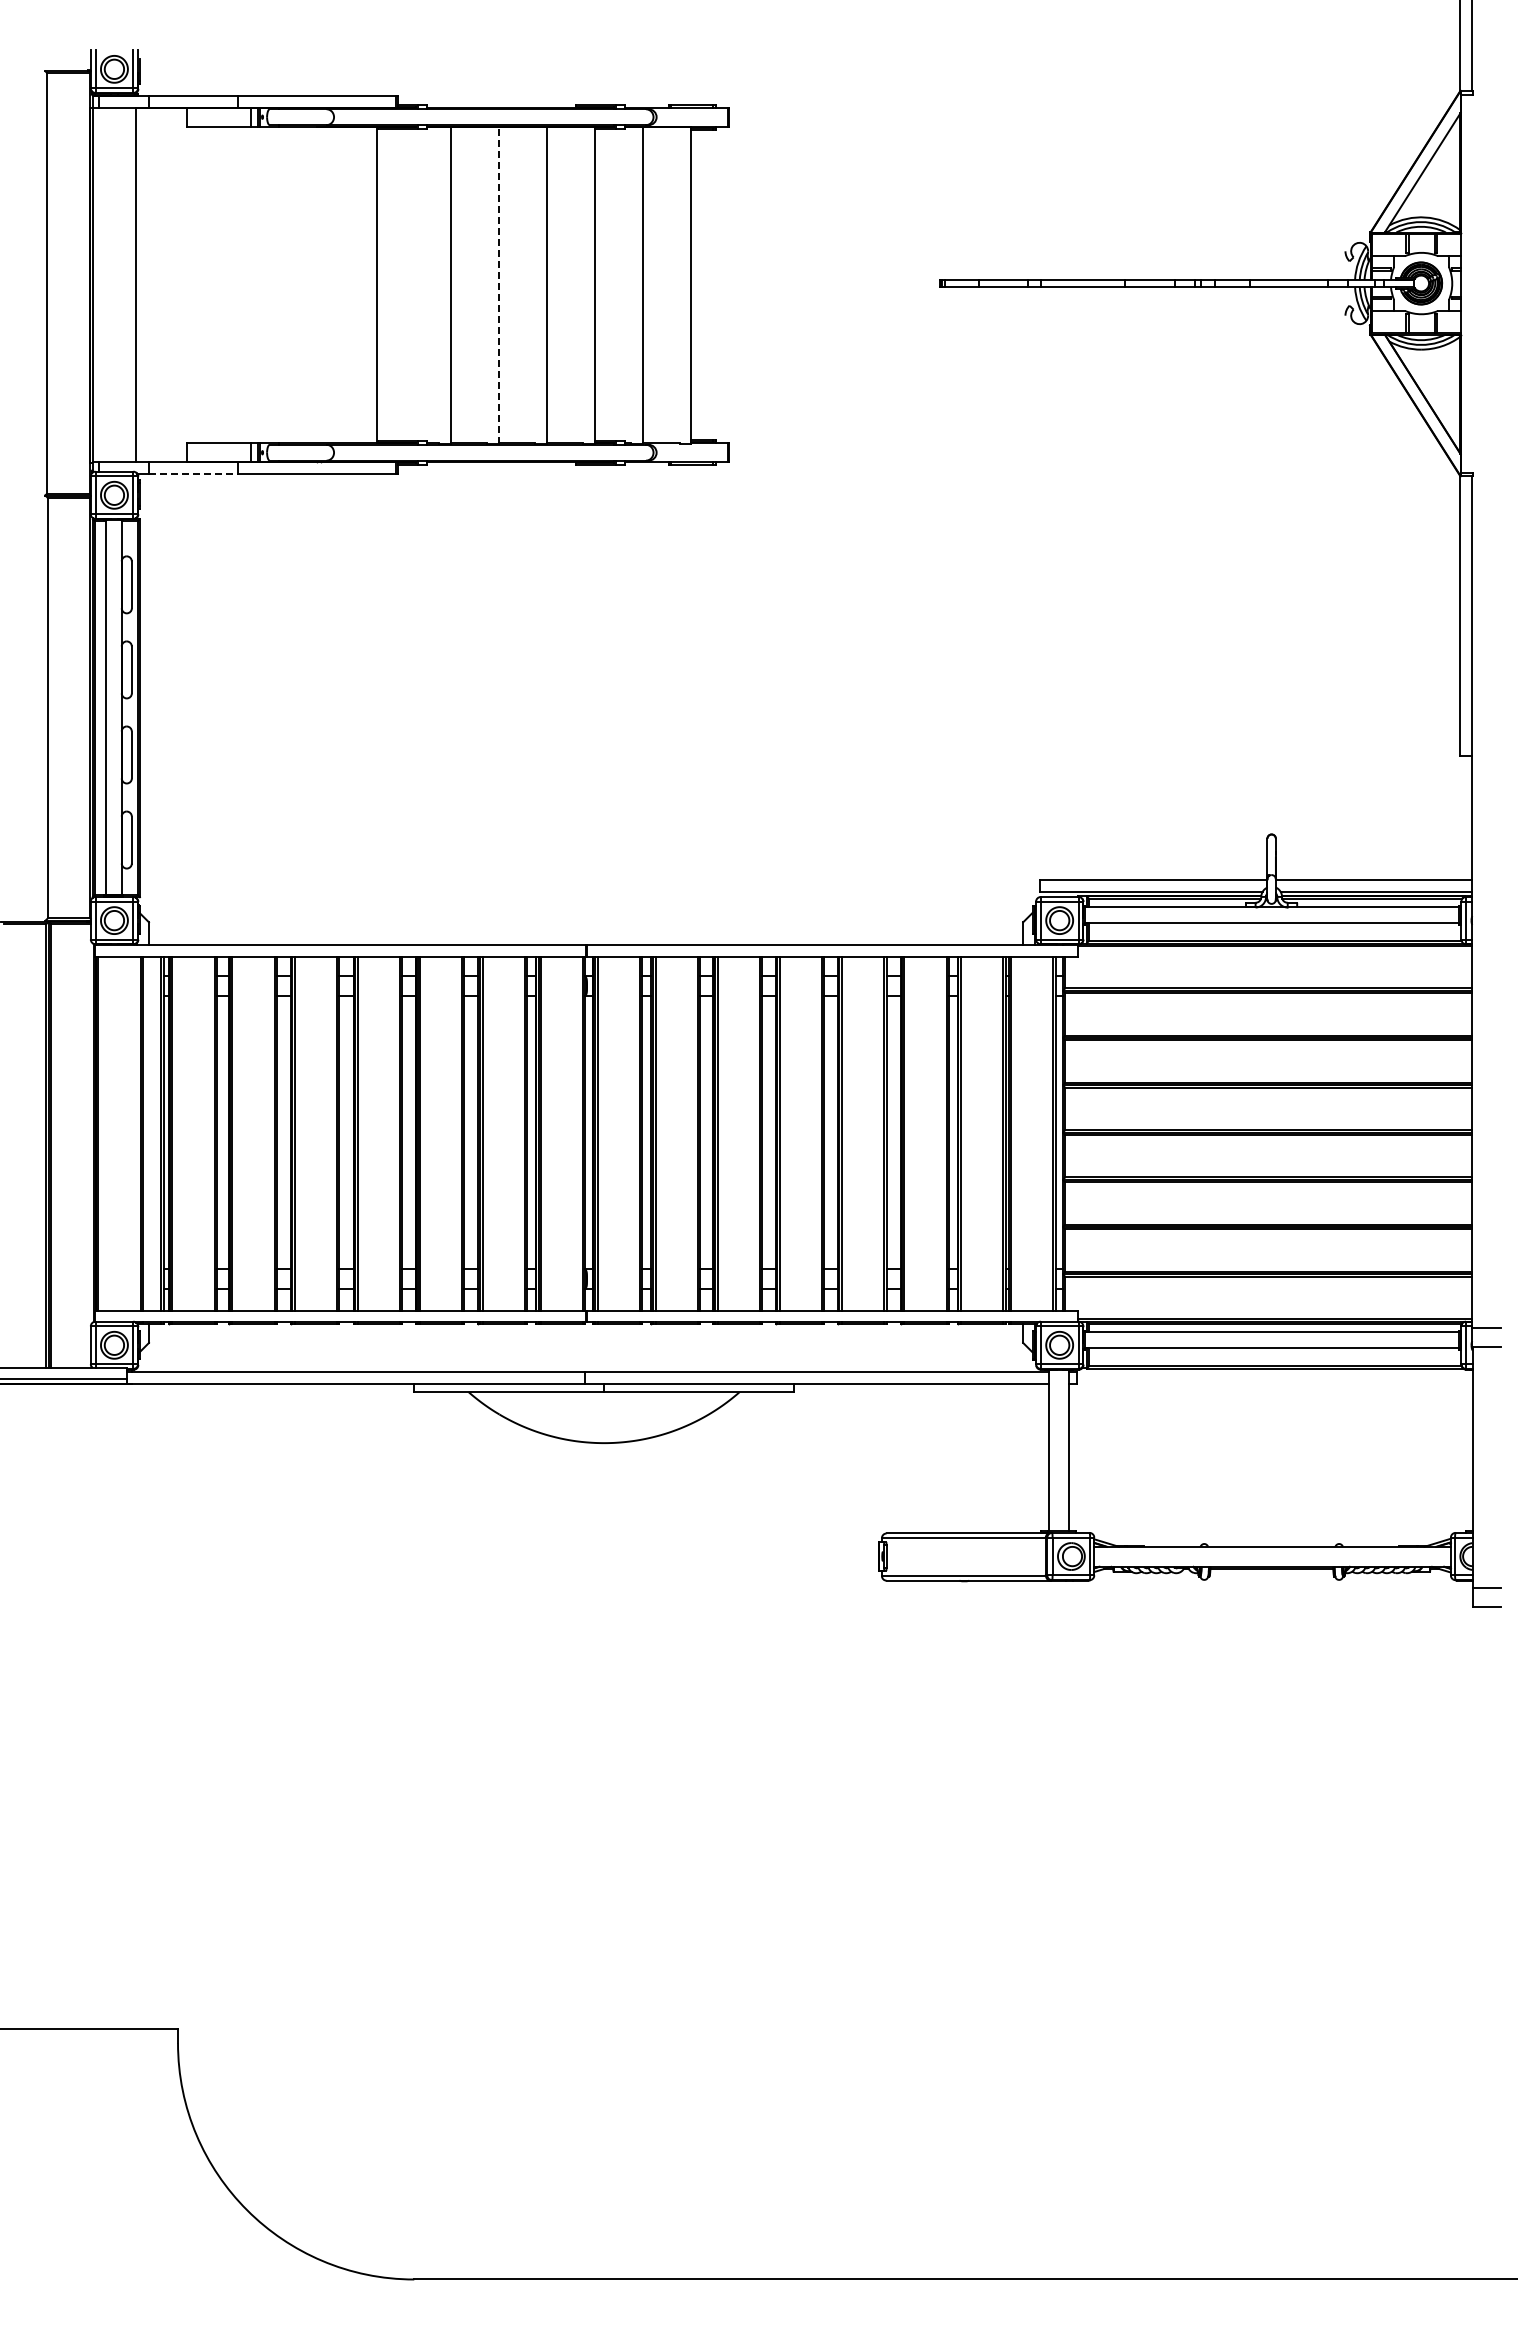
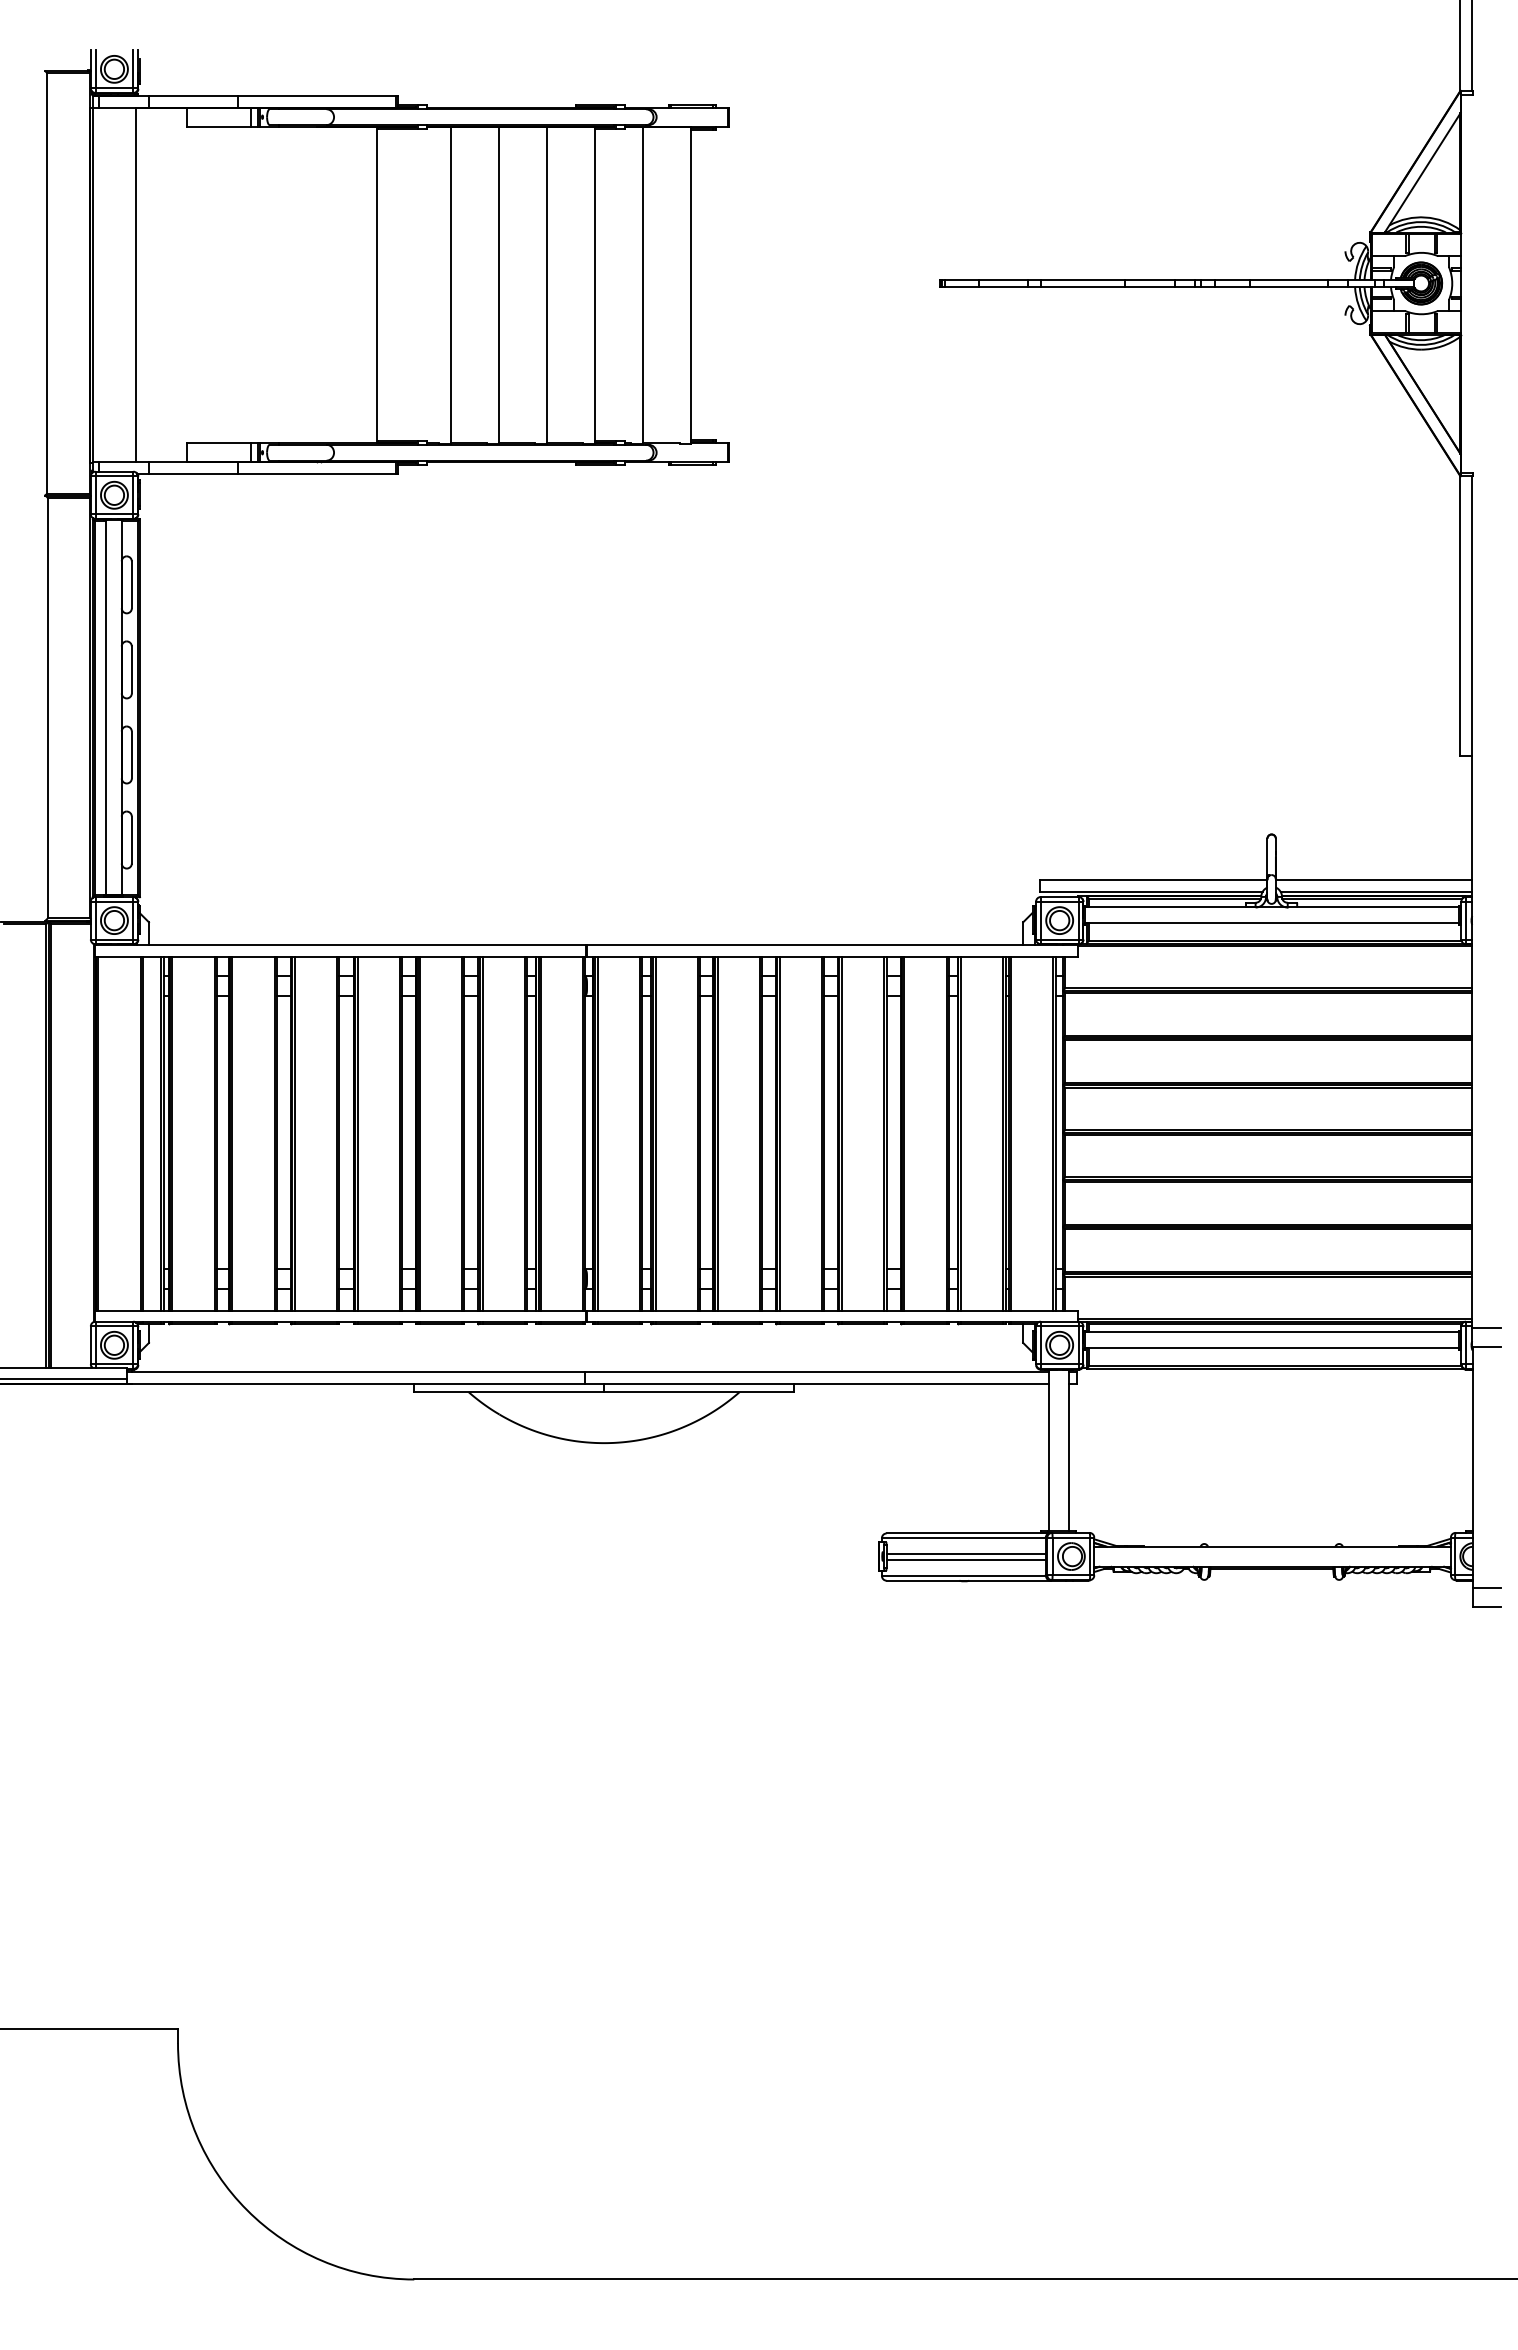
line: dashed -> solid (498, 285)
line: dashed -> solid (193, 473)
line: none -> present (965, 1553)
line: none -> present (965, 1560)
